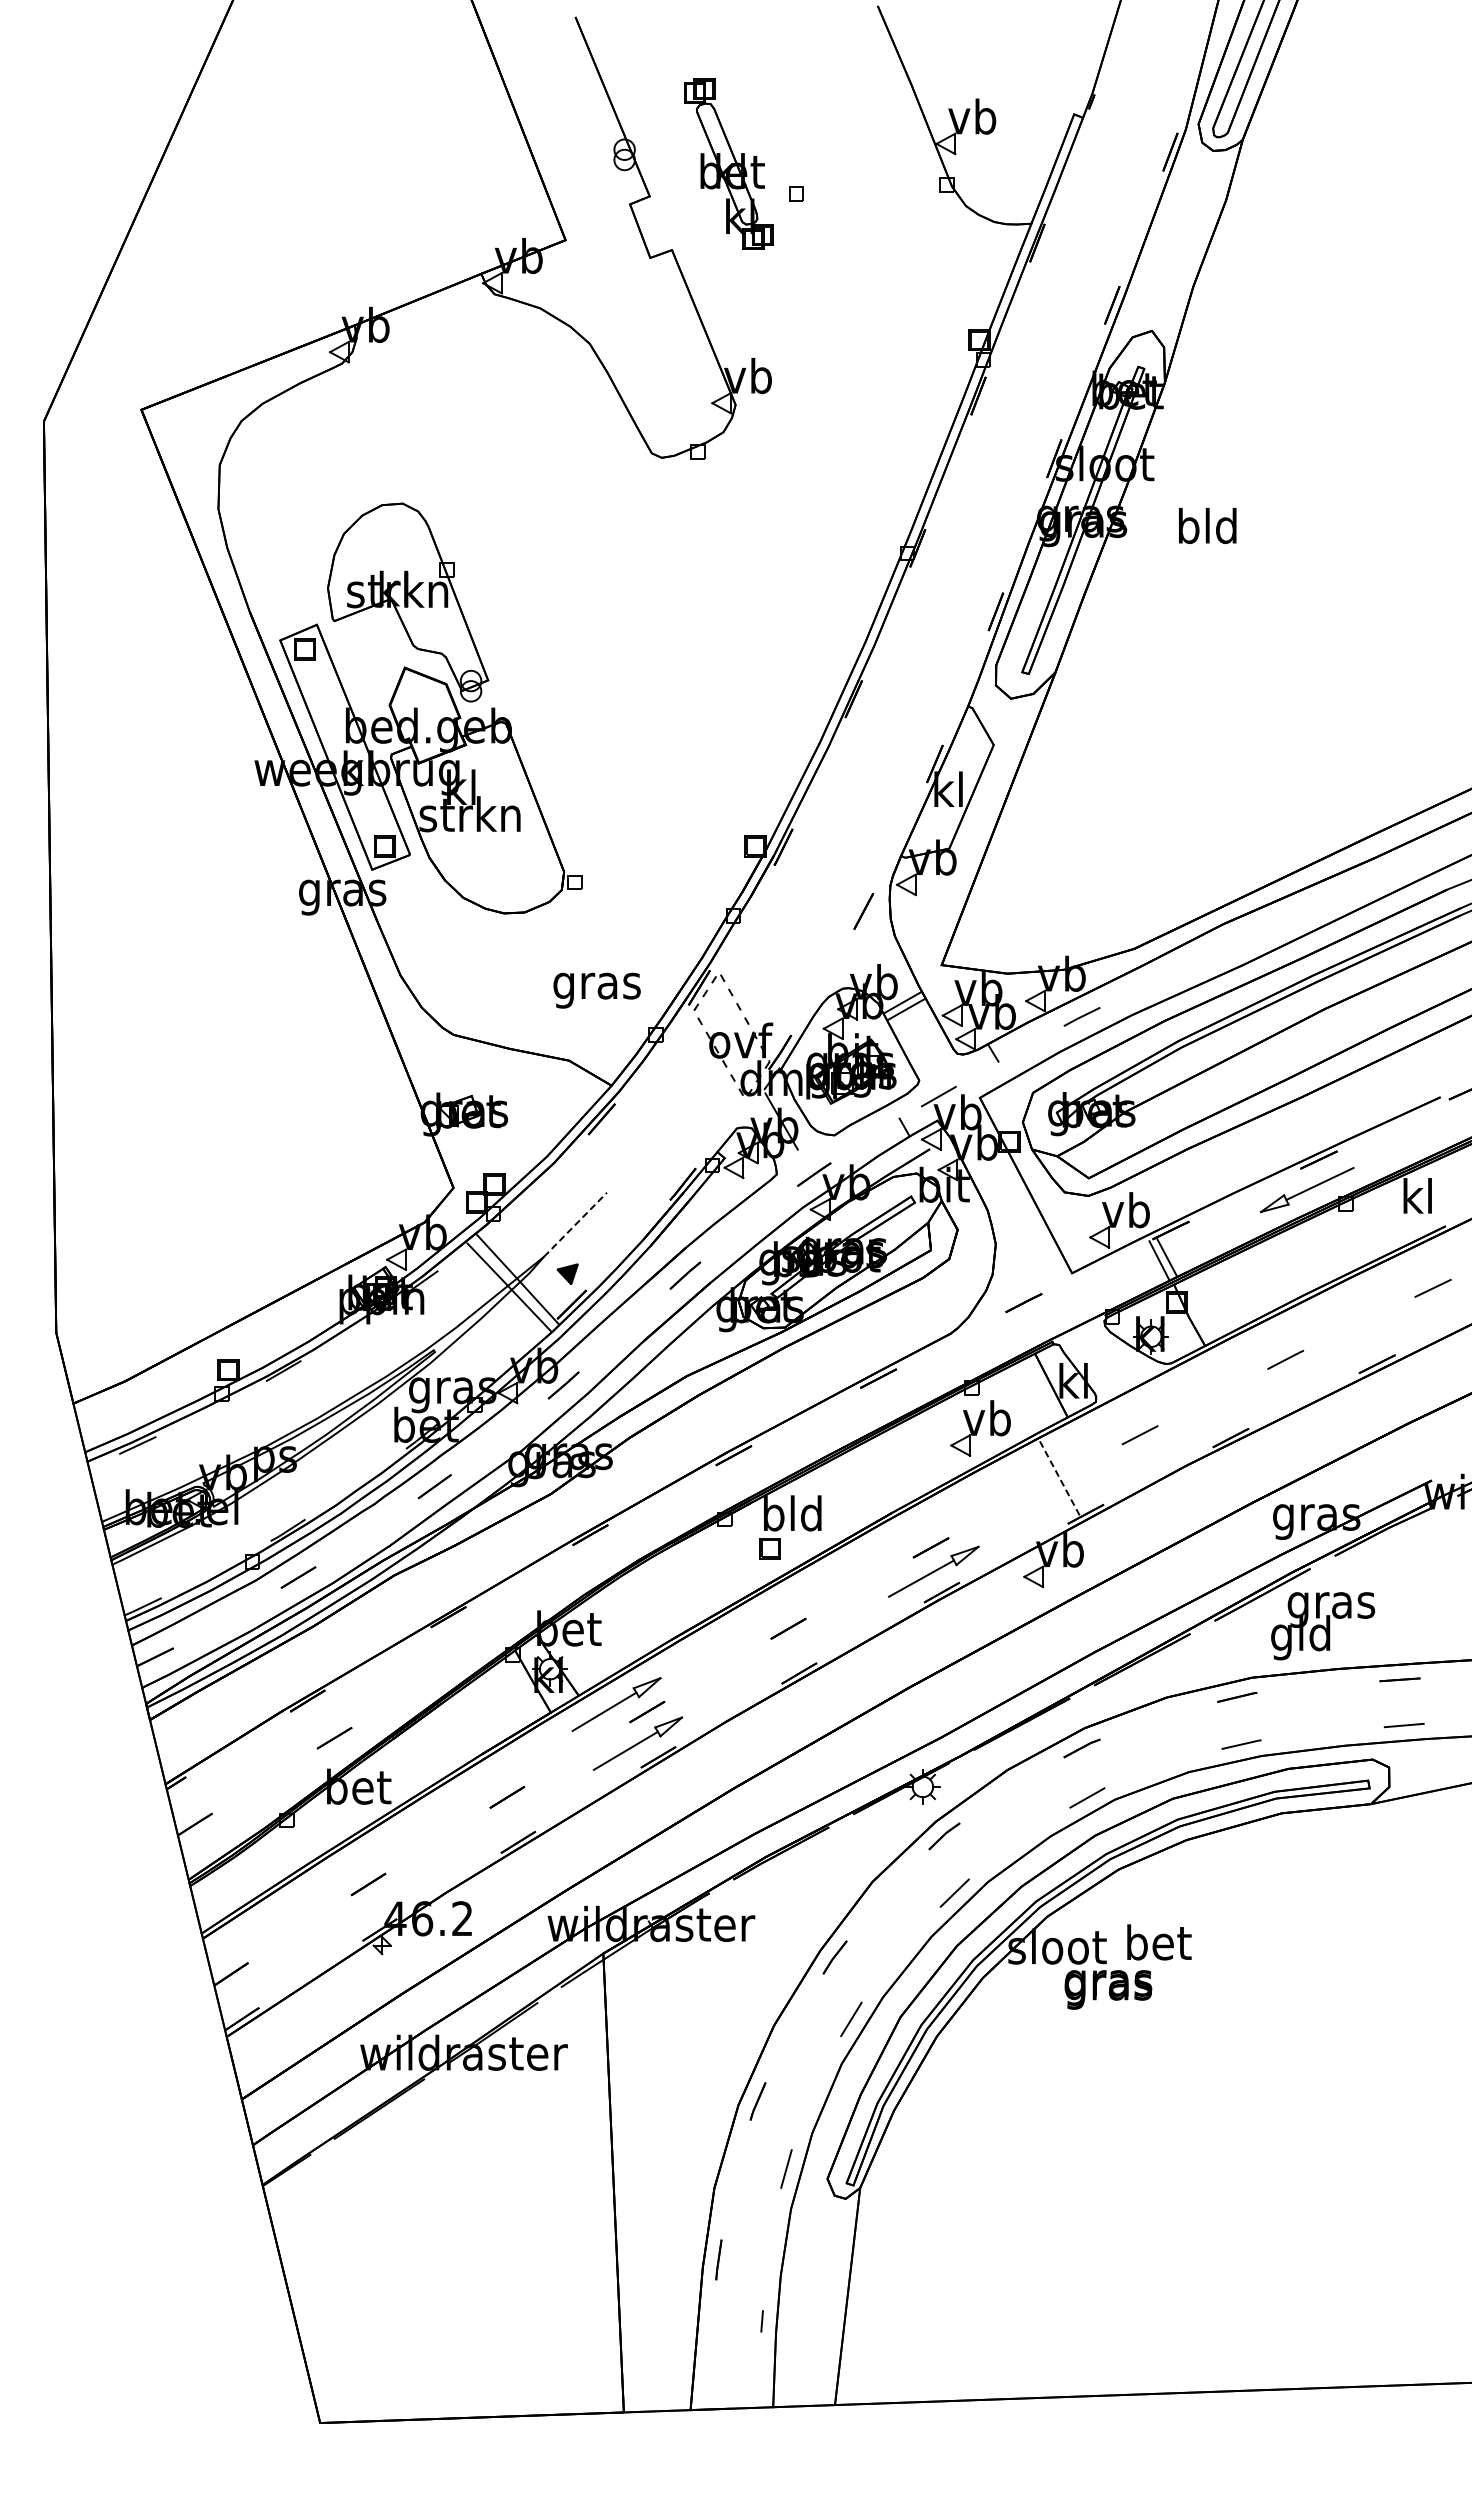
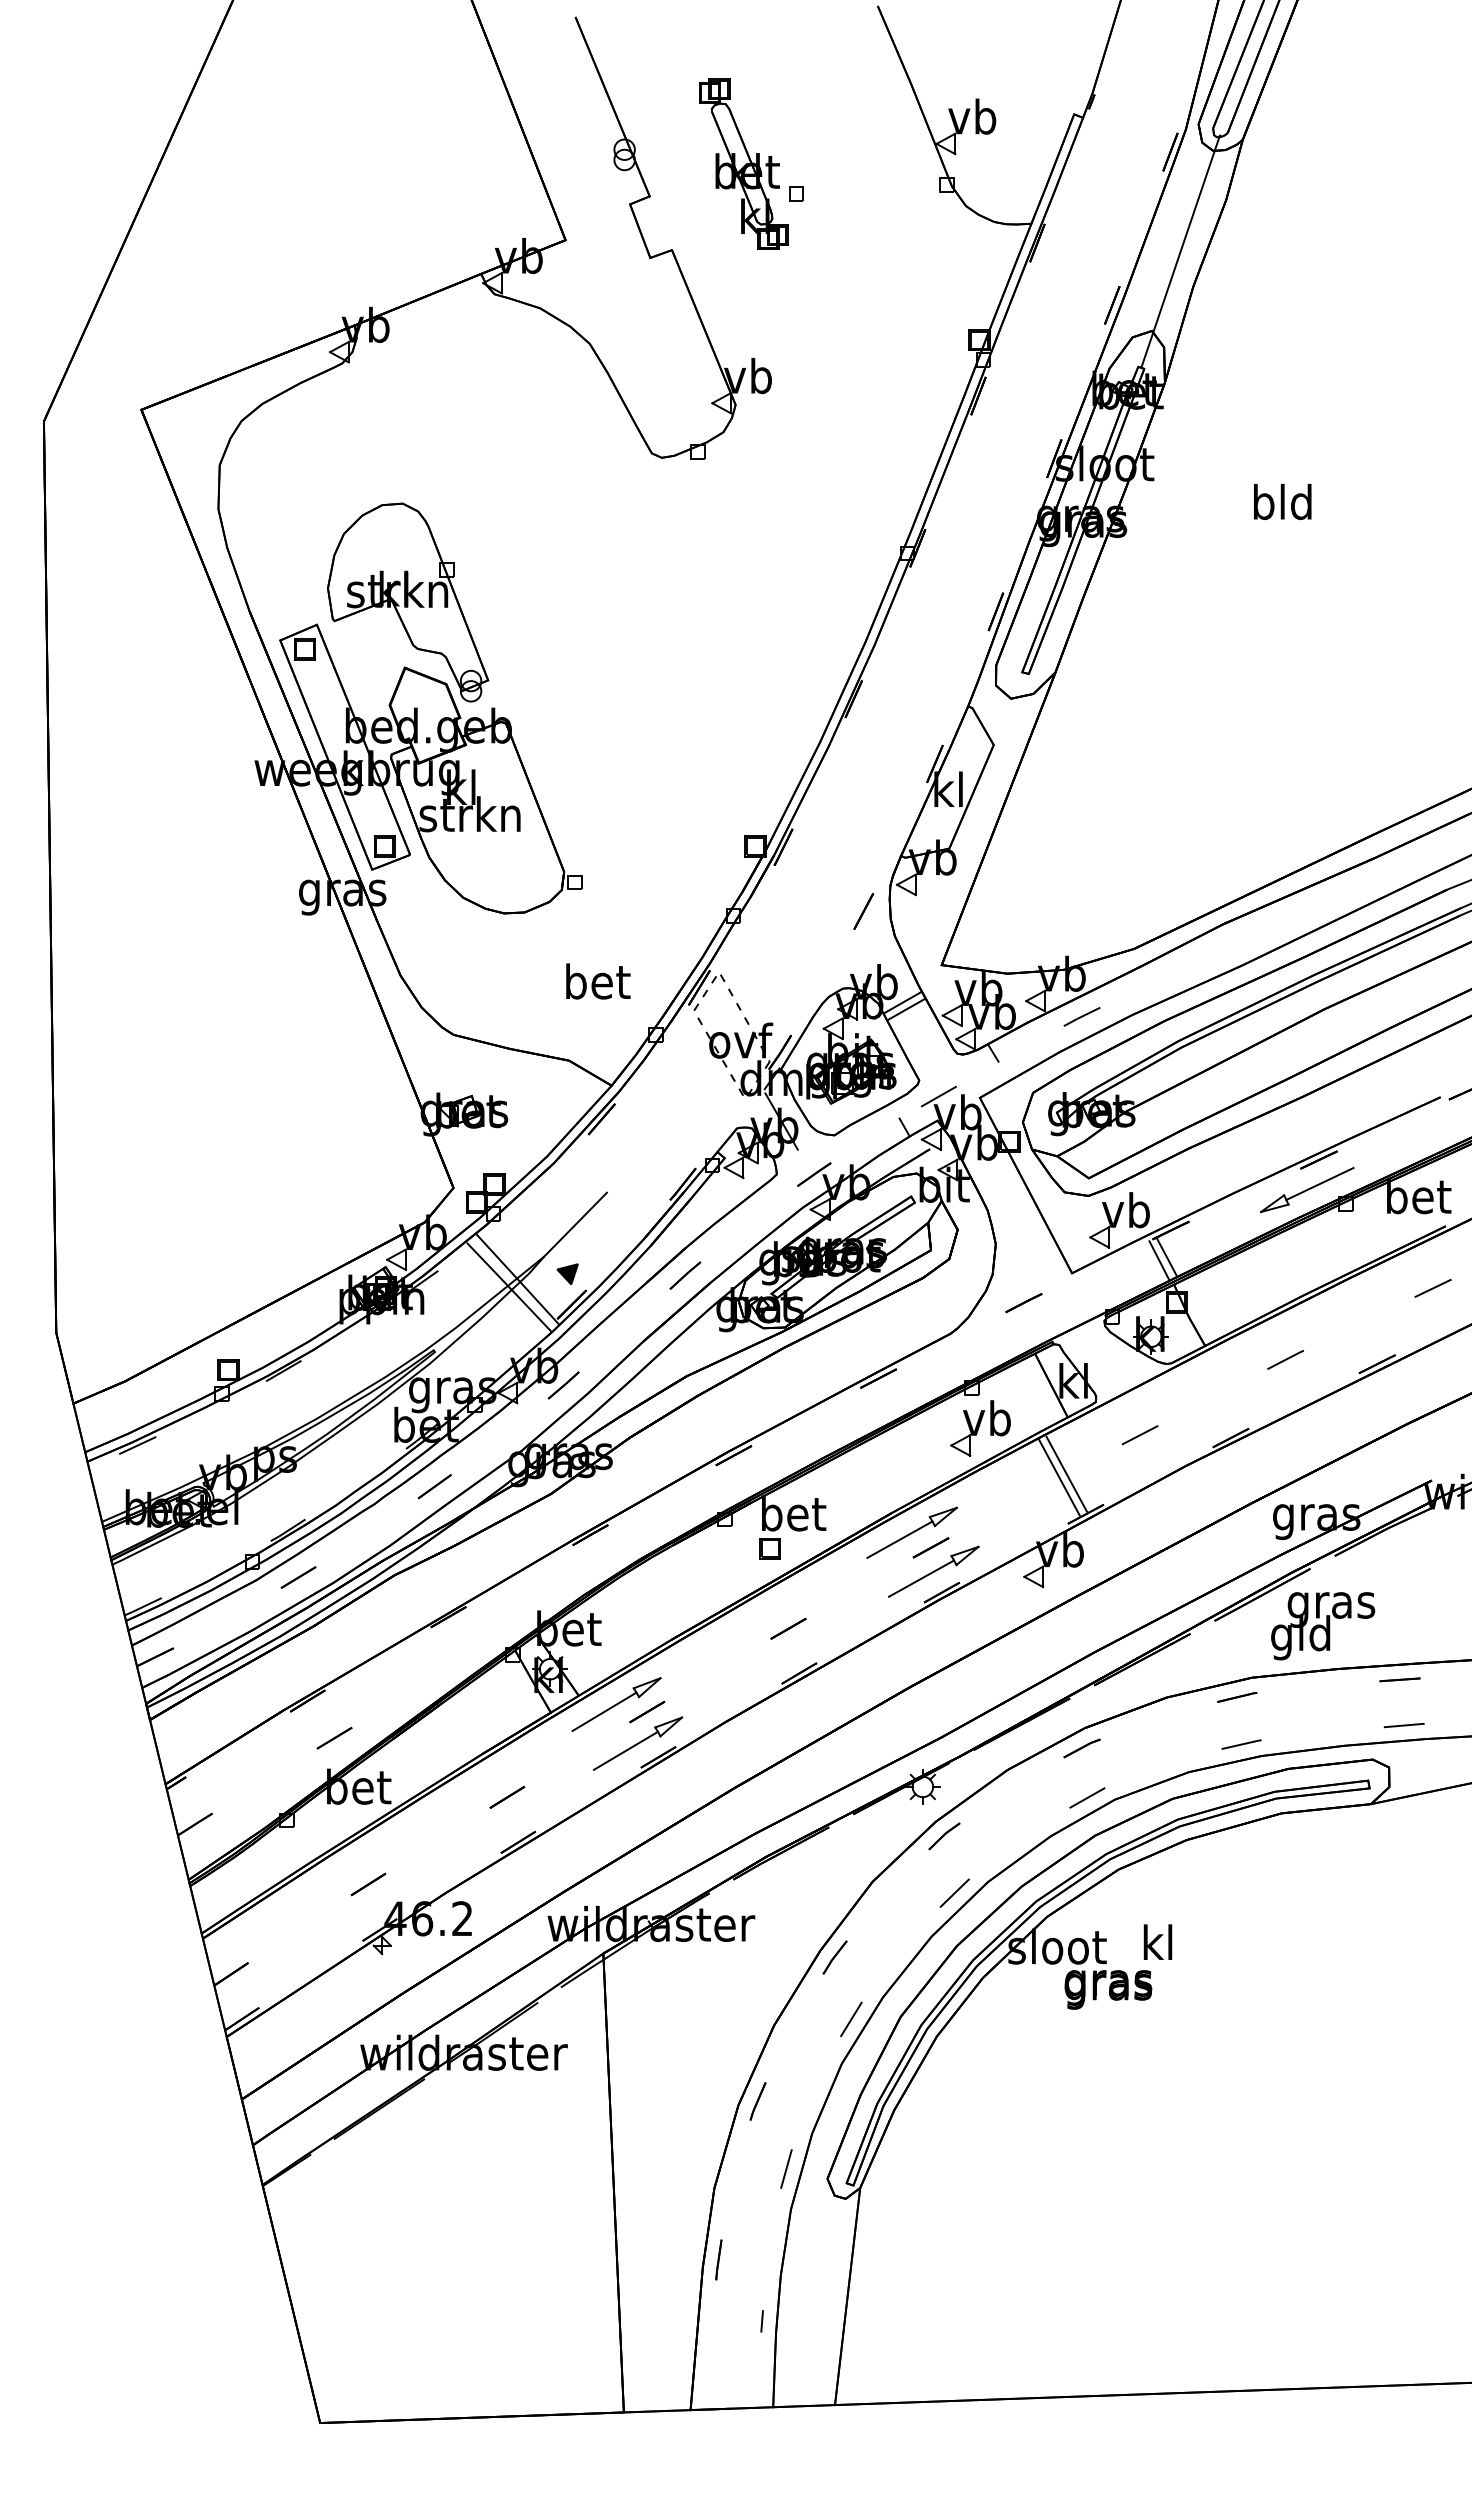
part position: (728, 163) -> (743, 163) (743, 163)
line: none -> present (1180, 251)
text position: (1207, 525) -> (1282, 501) (1282, 501)
text: gras -> bet (596, 985)
text: kl -> bet (1419, 1196)
line: dashed -> solid (575, 1224)
line: none -> present (1066, 1473)
line: dashed -> solid (1059, 1477)
text: bld -> bet (794, 1513)
part: none -> present (911, 1532)
text: bet -> kl (1159, 1942)
